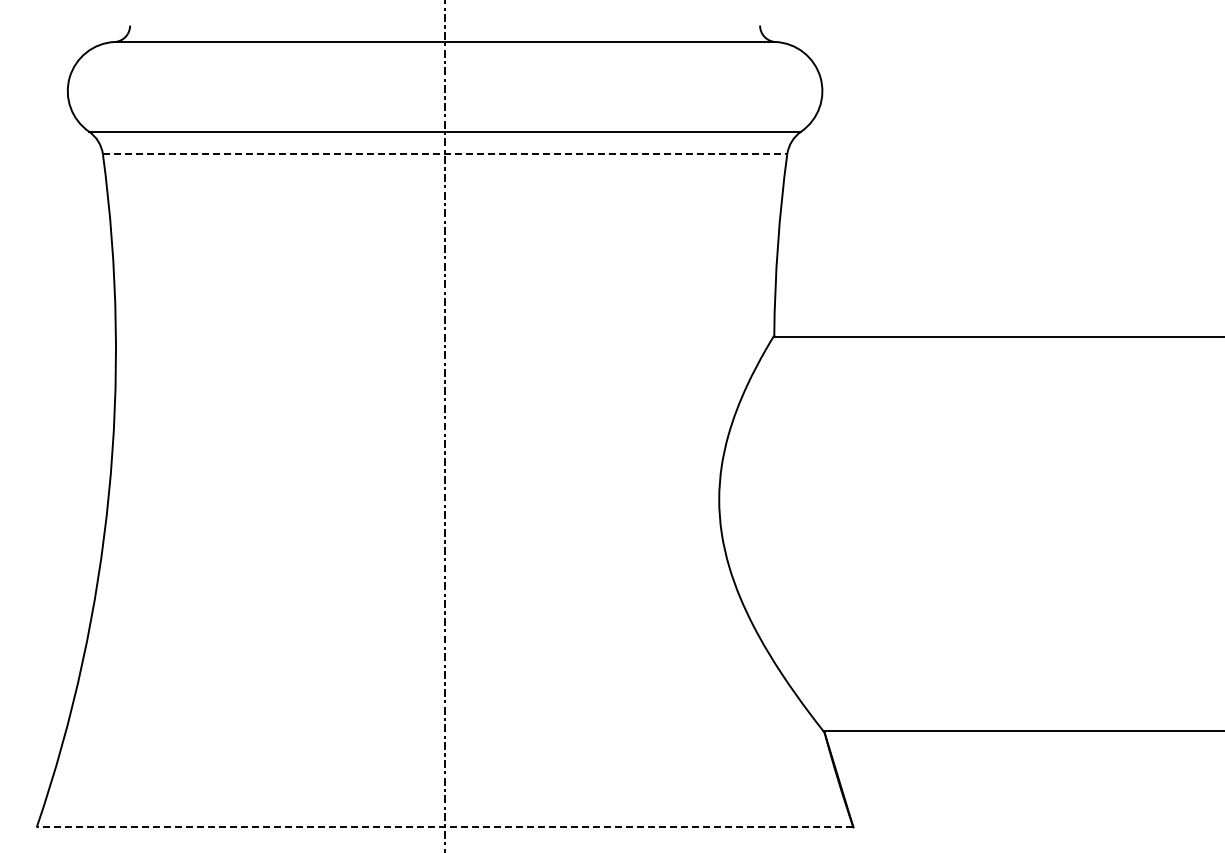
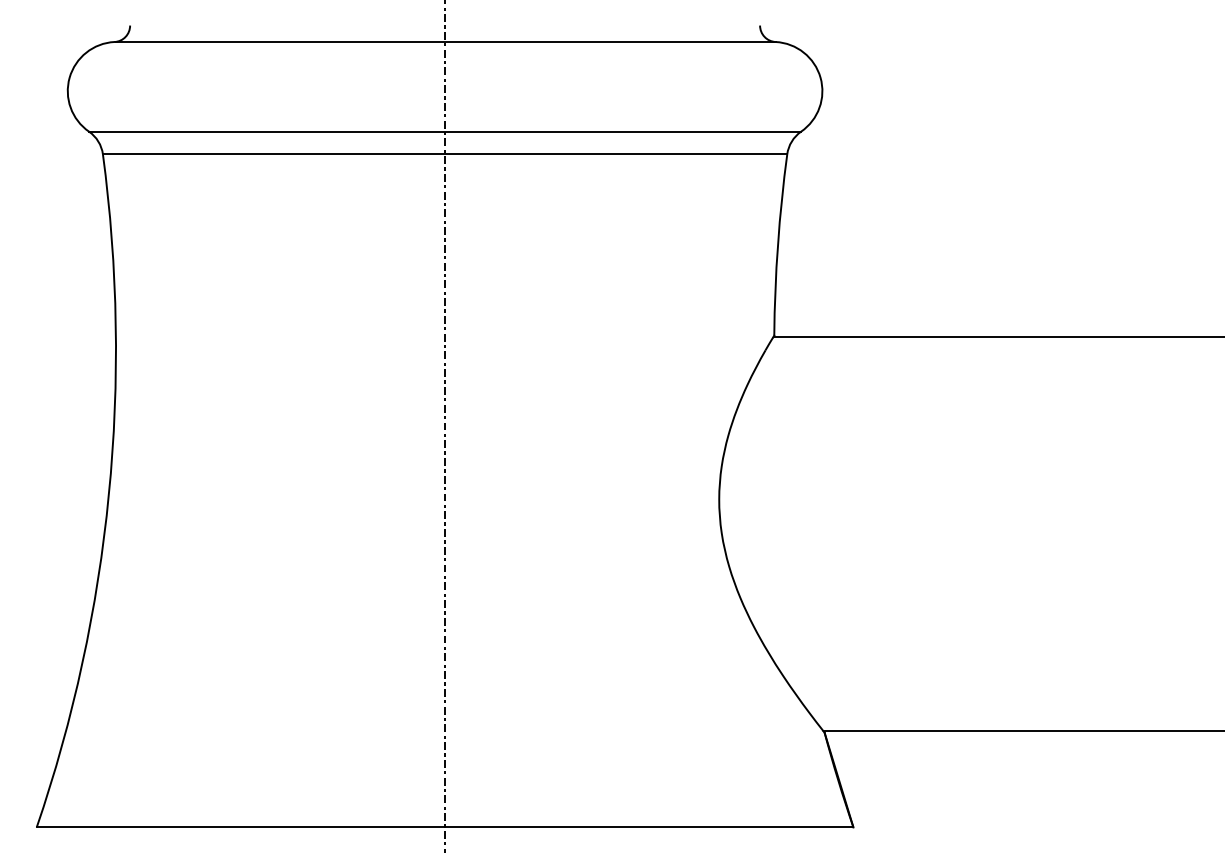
line: dashed -> solid (445, 154)
line: dashed -> solid (444, 827)
